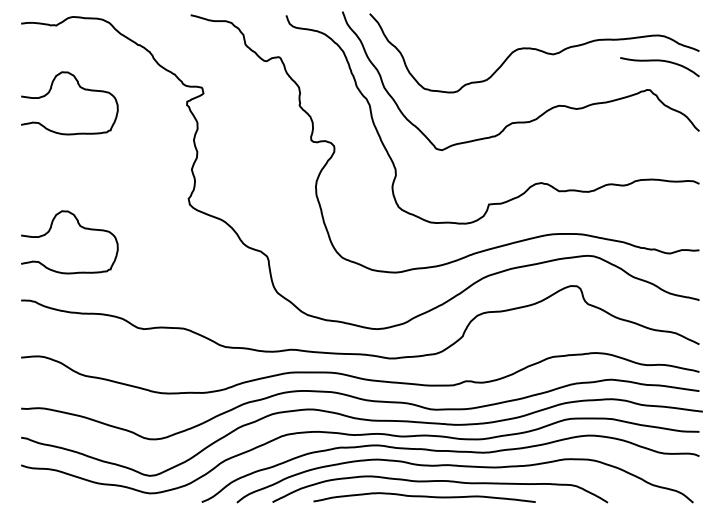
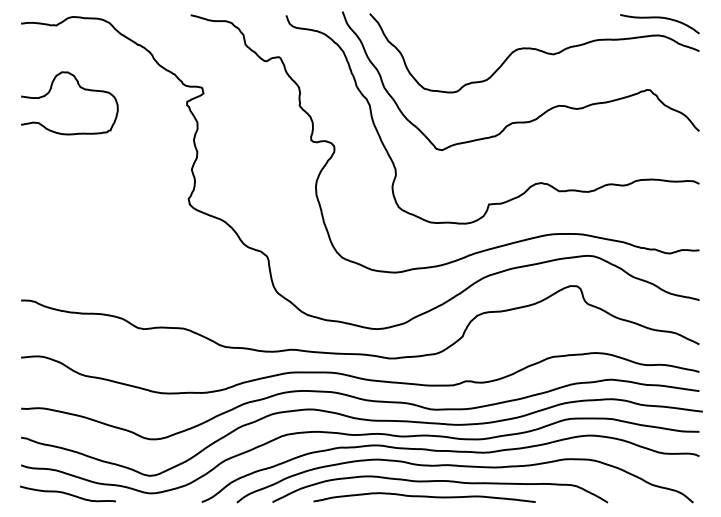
curve position: (659, 61) -> (659, 18) (659, 18)
curve: present -> none (80, 227)
curve: none -> present (67, 493)
